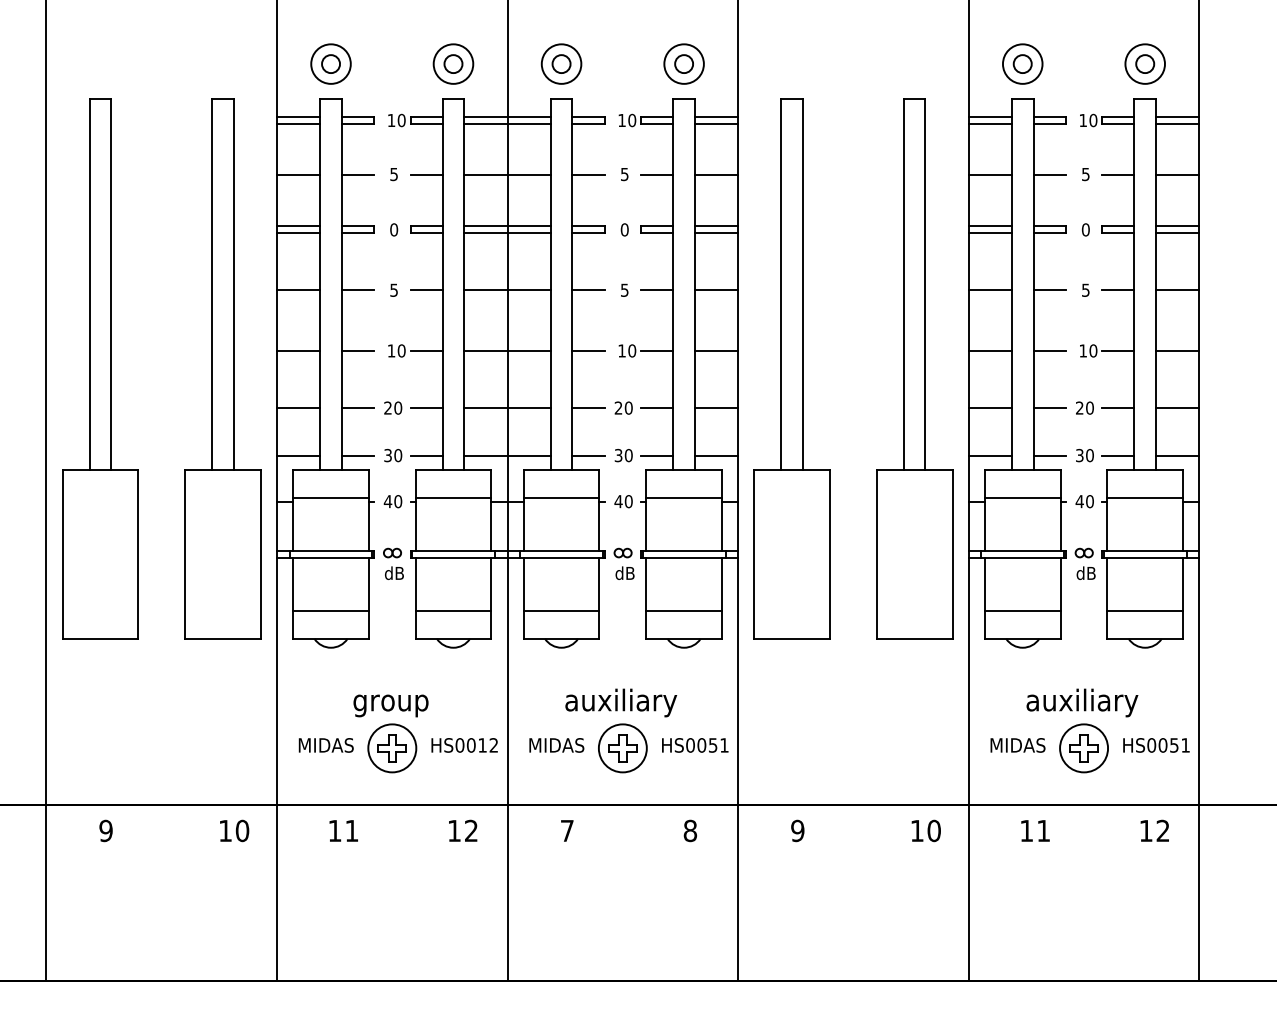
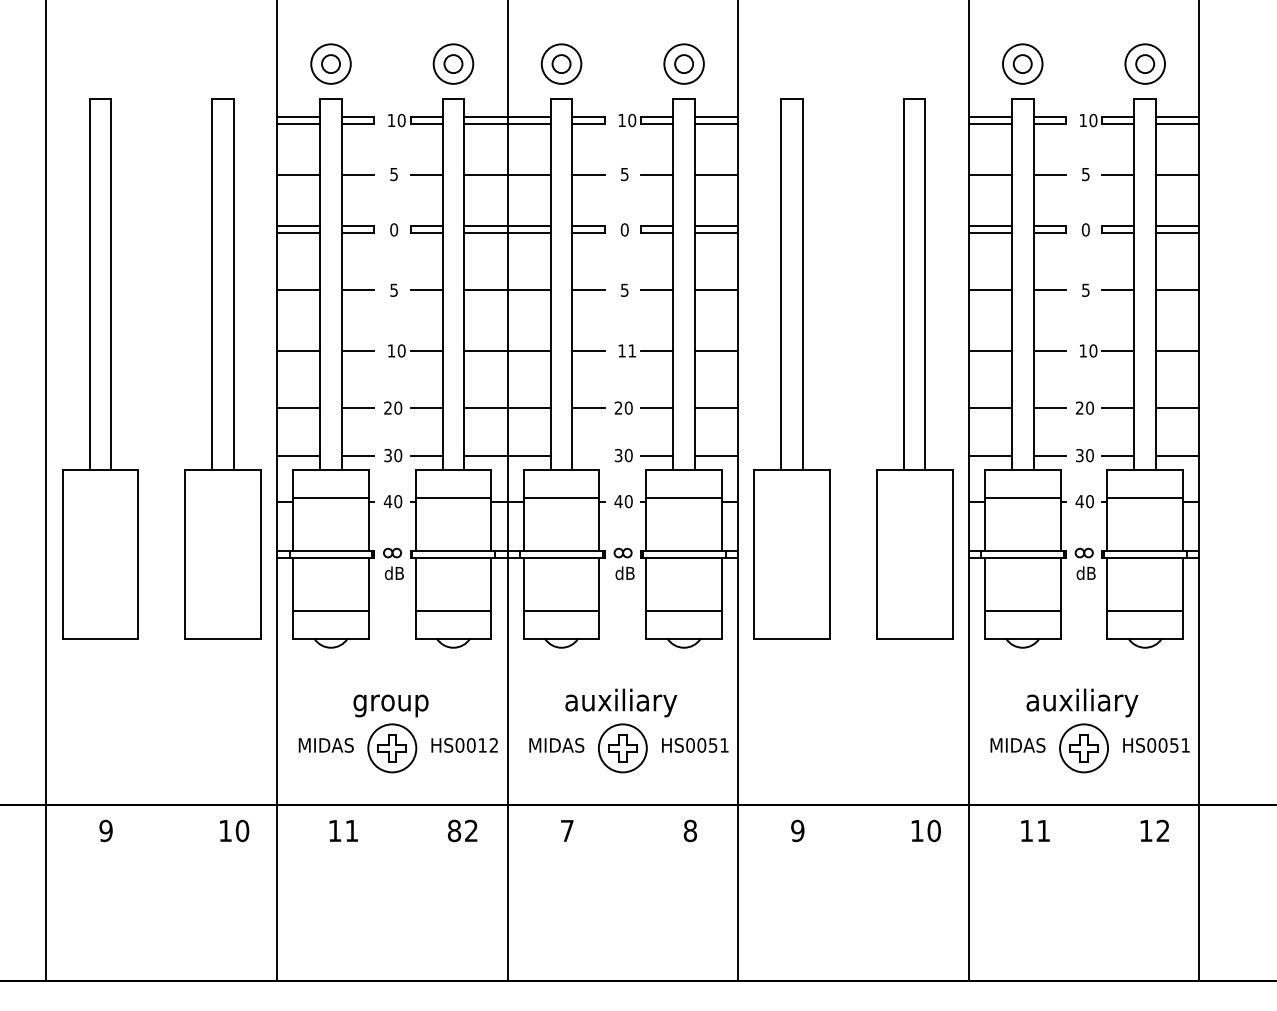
text: 10 -> 11 (632, 350)
line: present -> none (588, 455)
text: 12 -> 82 (454, 830)
